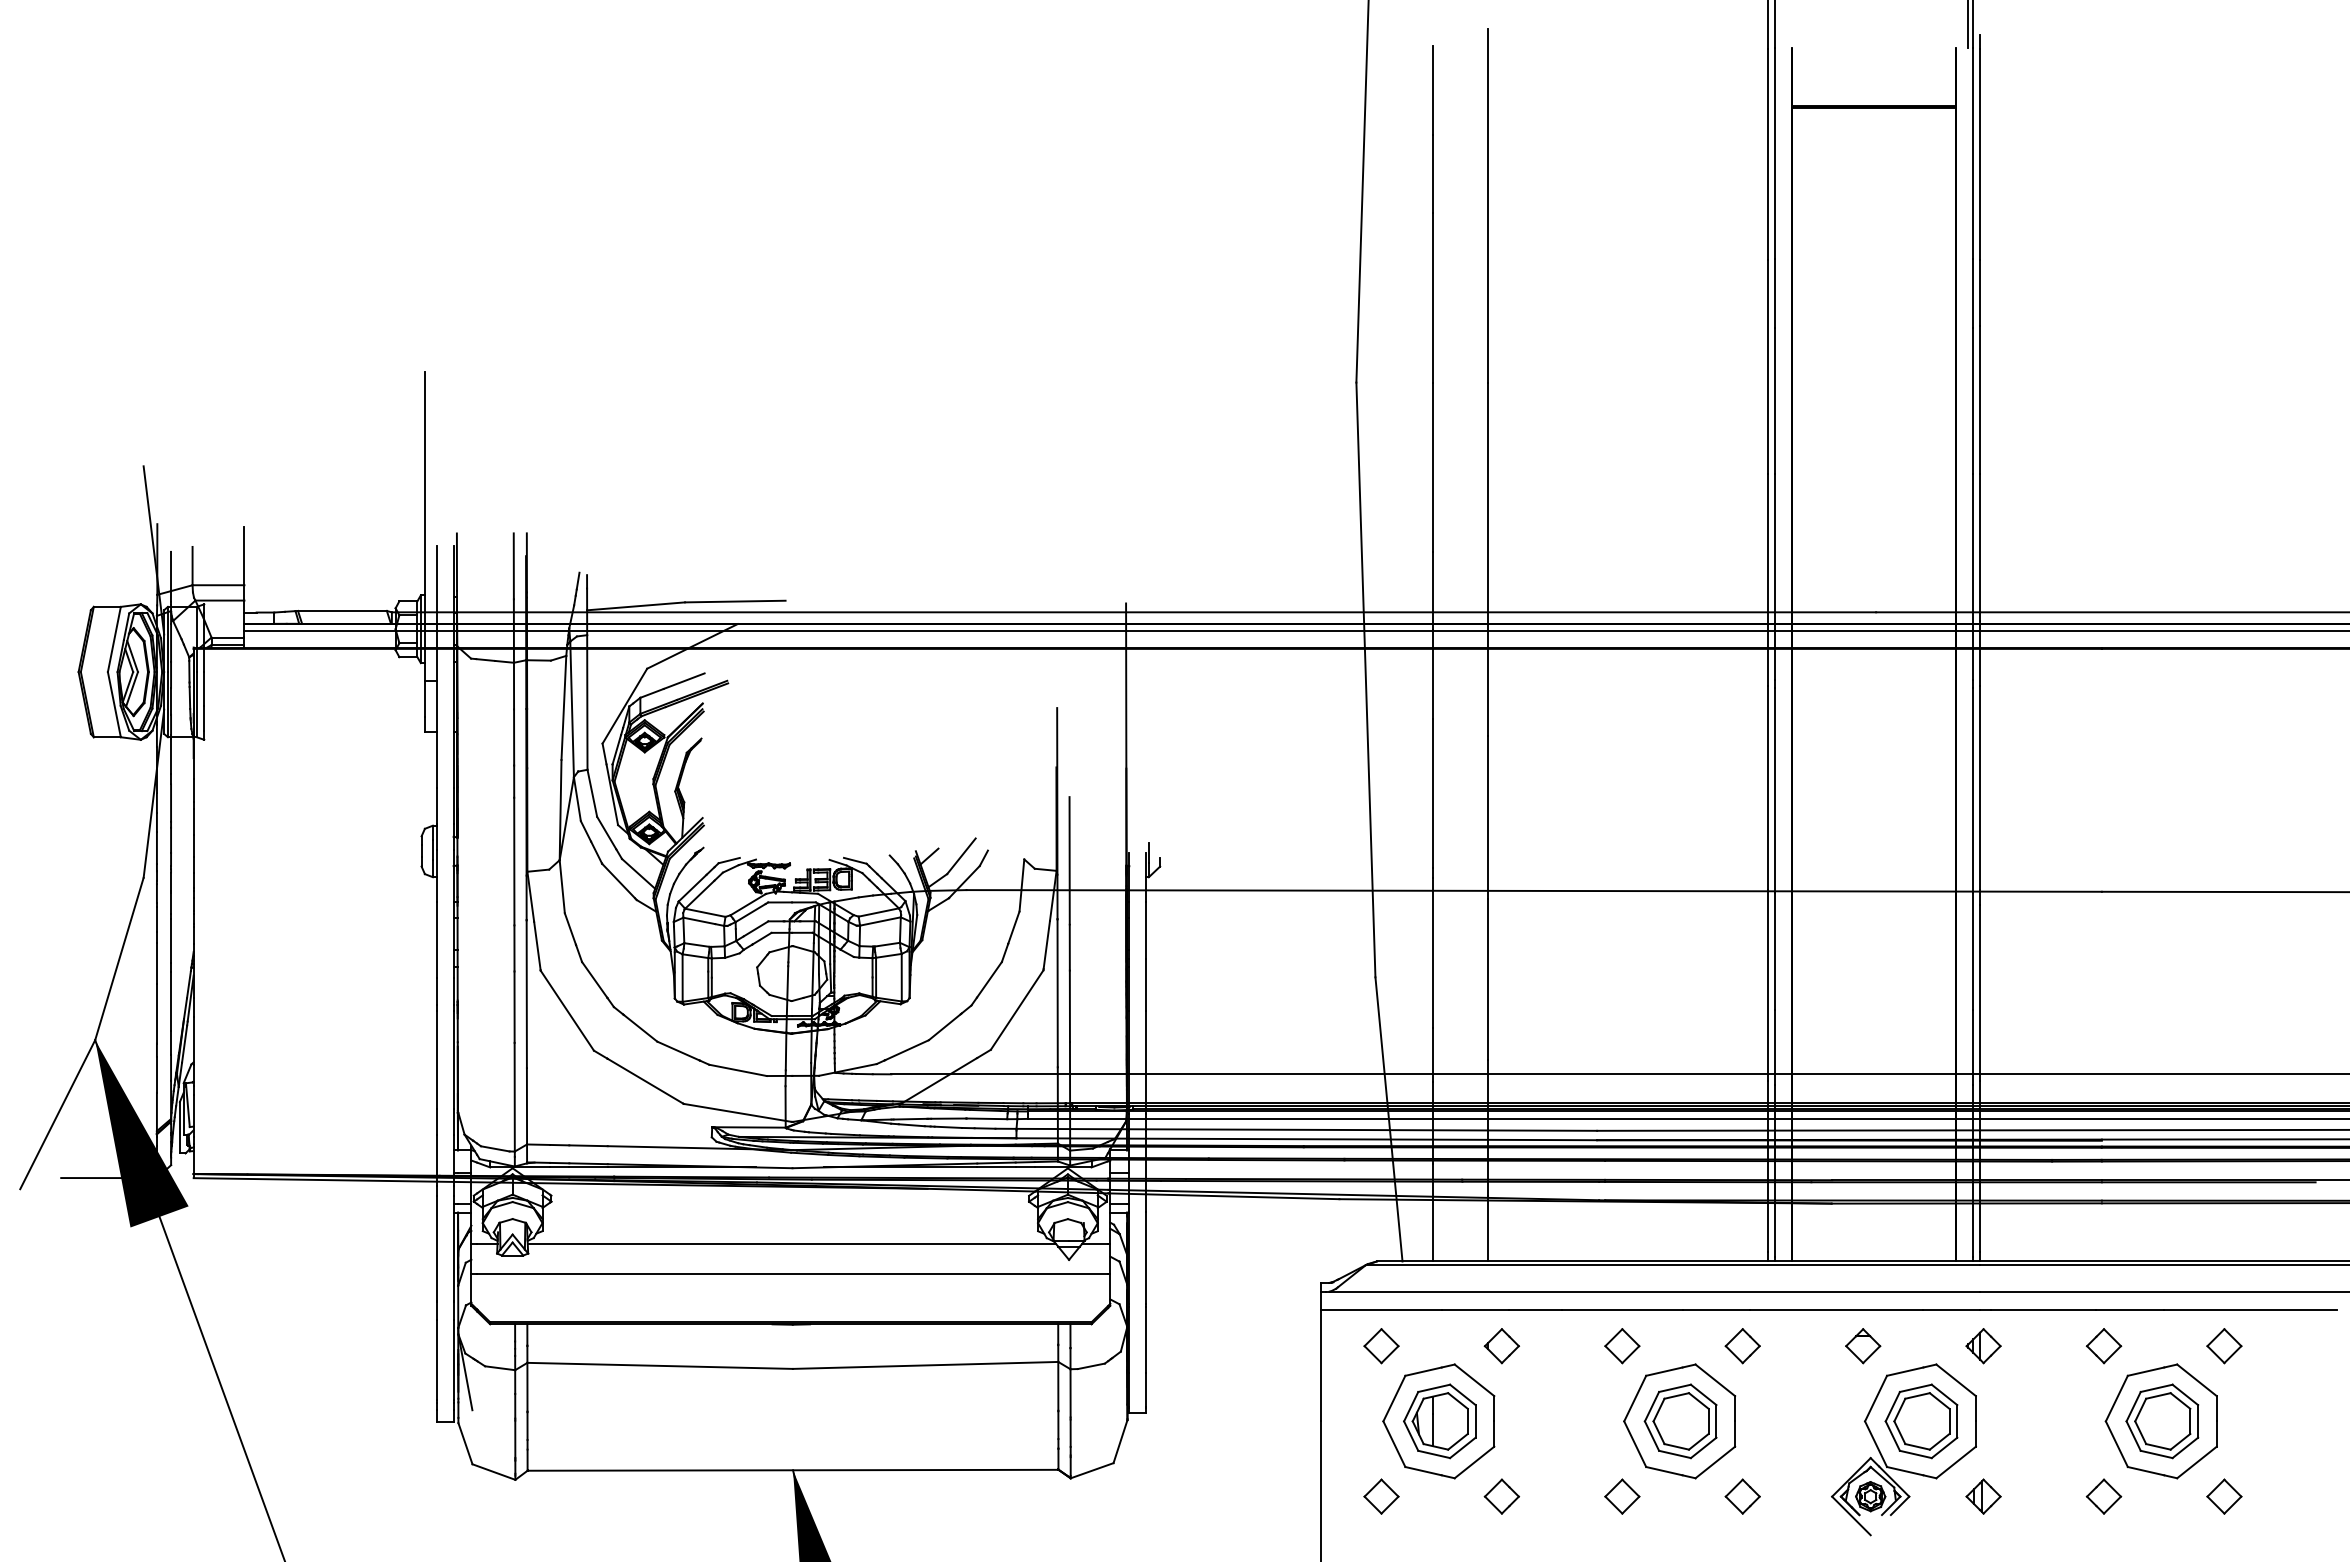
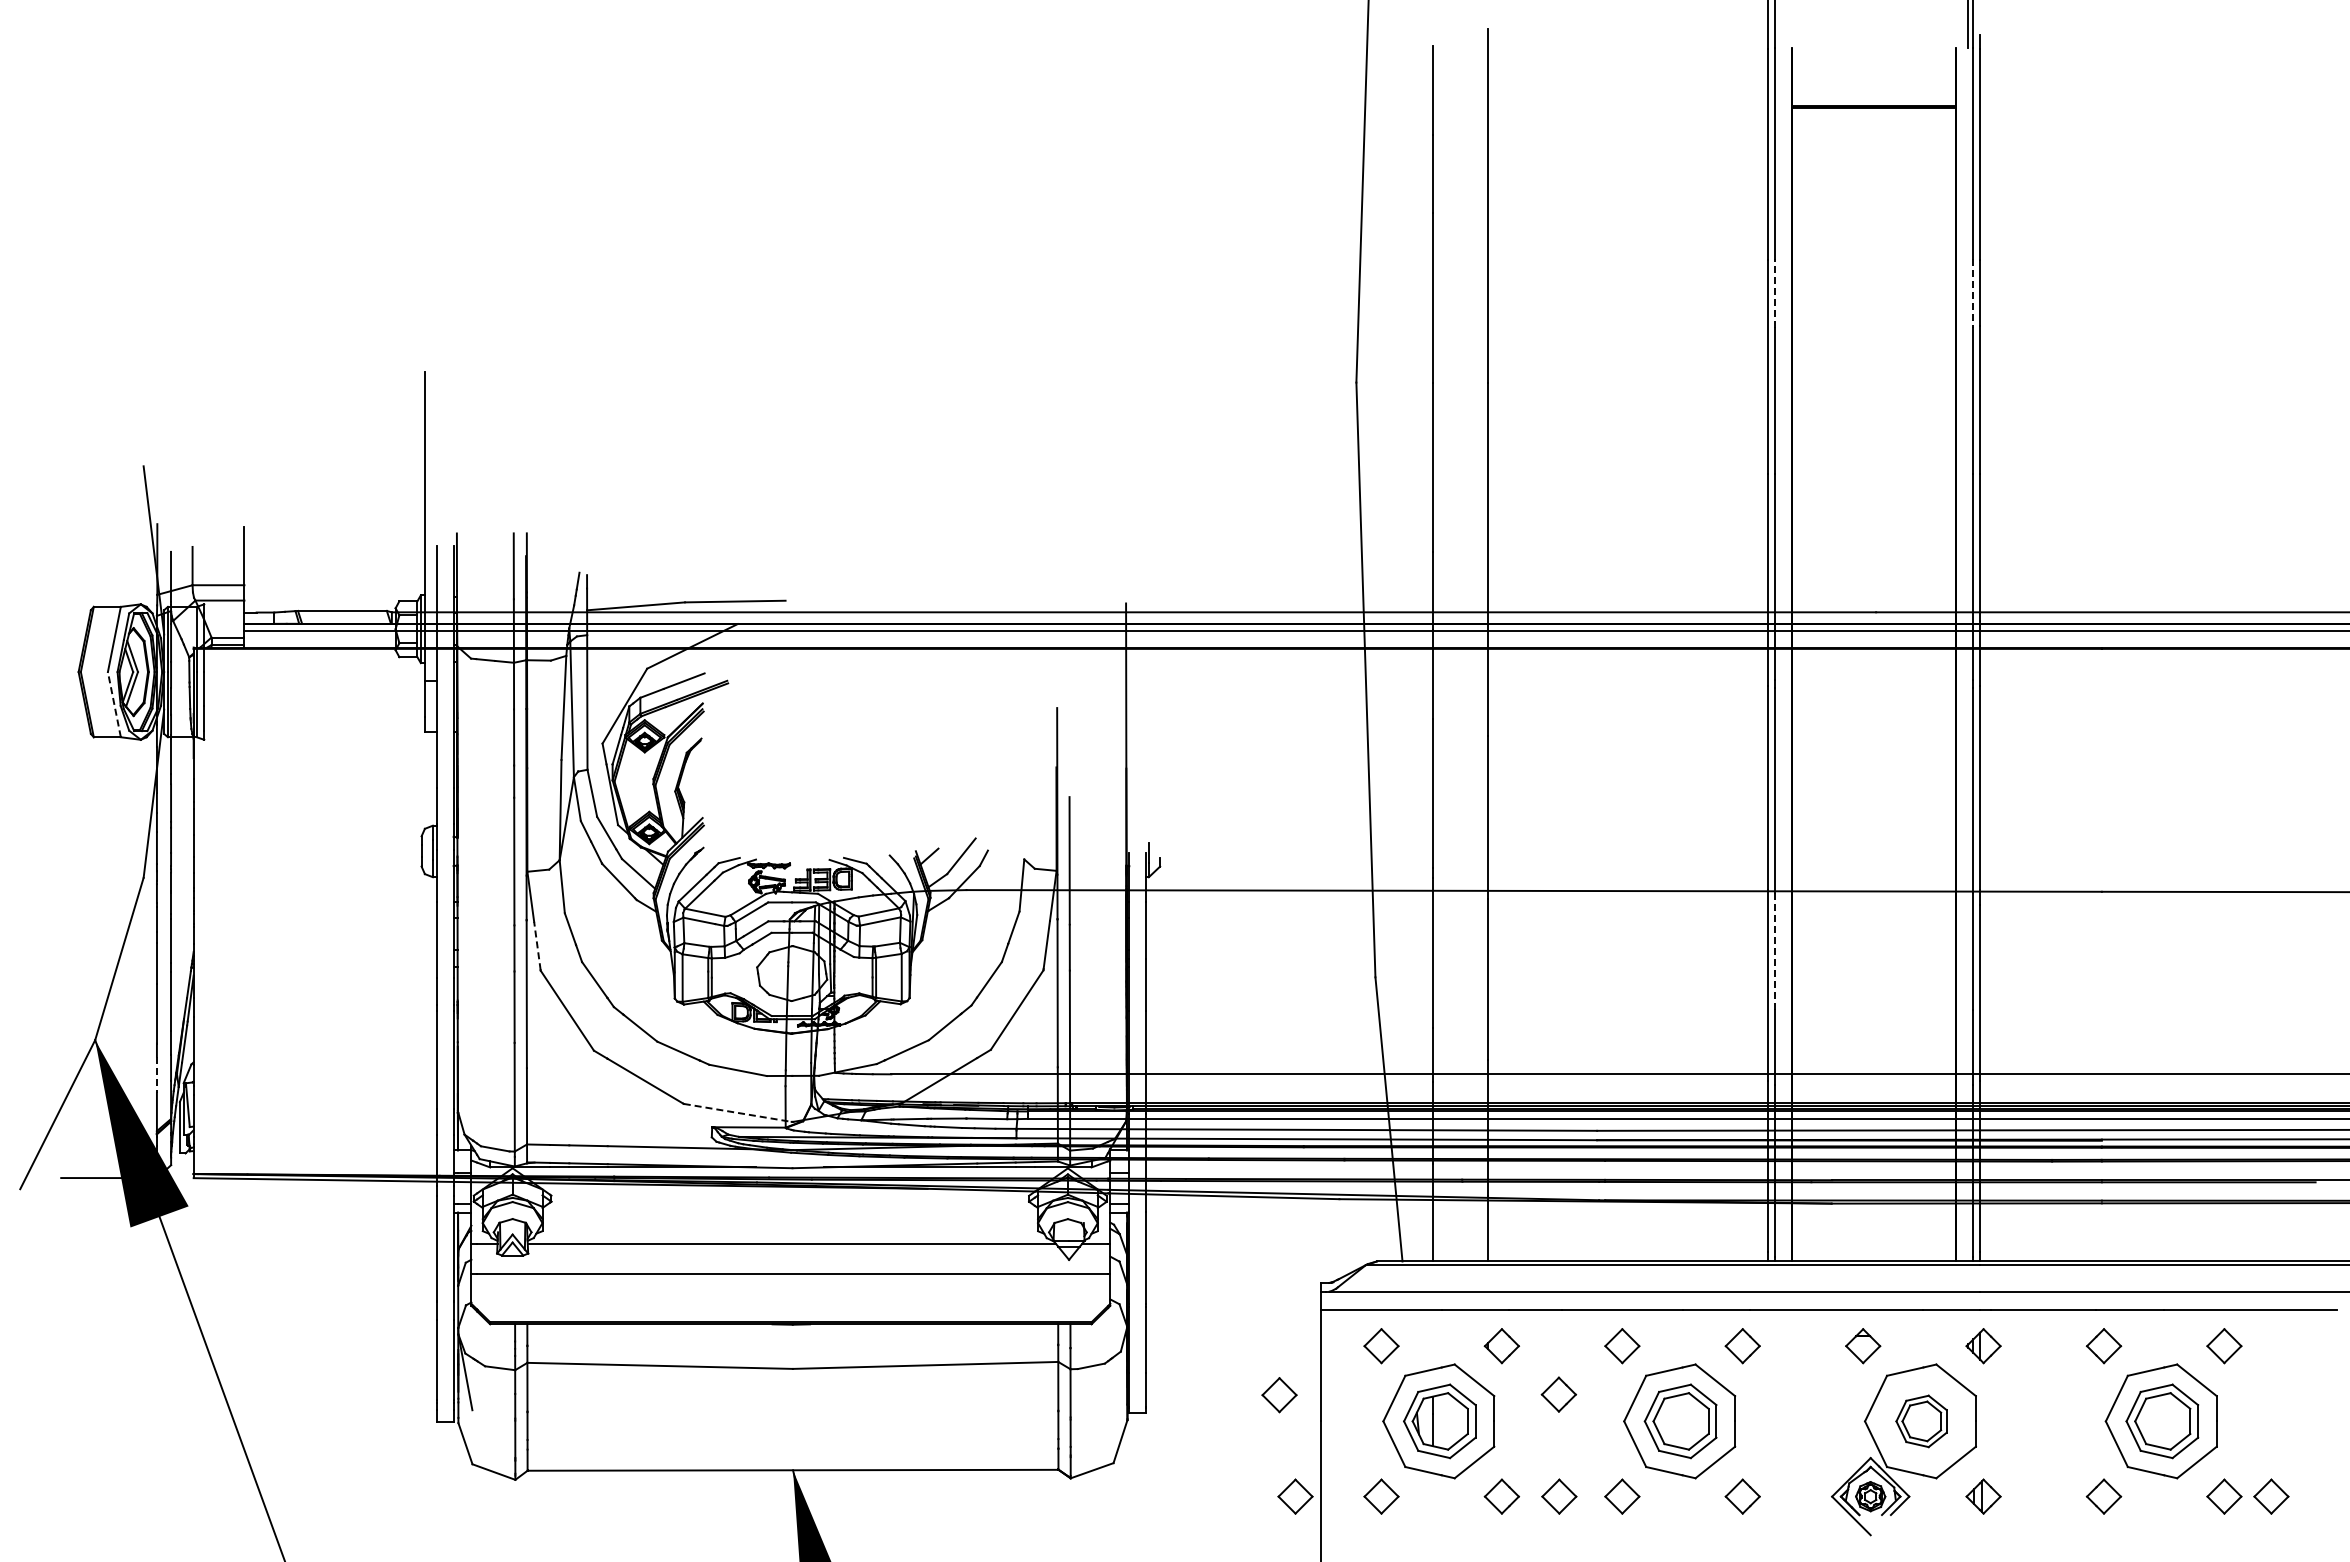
line: solid -> dashed (1774, 293)
line: solid -> dashed (1973, 293)
line: solid -> dashed (114, 704)
line: solid -> dashed (537, 945)
line: solid -> dashed (1774, 950)
line: solid -> dashed (156, 1075)
line: solid -> dashed (737, 1112)
part: none -> present (1558, 1394)
part: none -> present (1279, 1395)
part size: 75x77 px -> 53x55 px (1921, 1421)
part: none -> present (1295, 1496)
part: none -> present (1559, 1496)
part: none -> present (2271, 1496)
